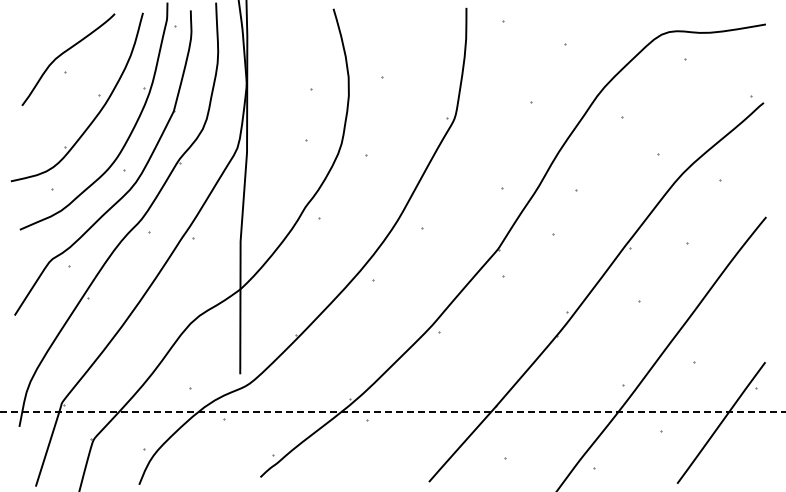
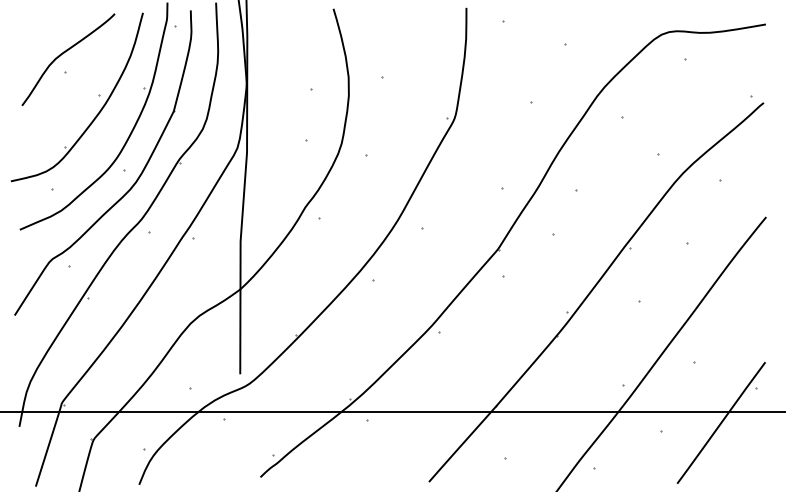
line: dashed -> solid (392, 411)
